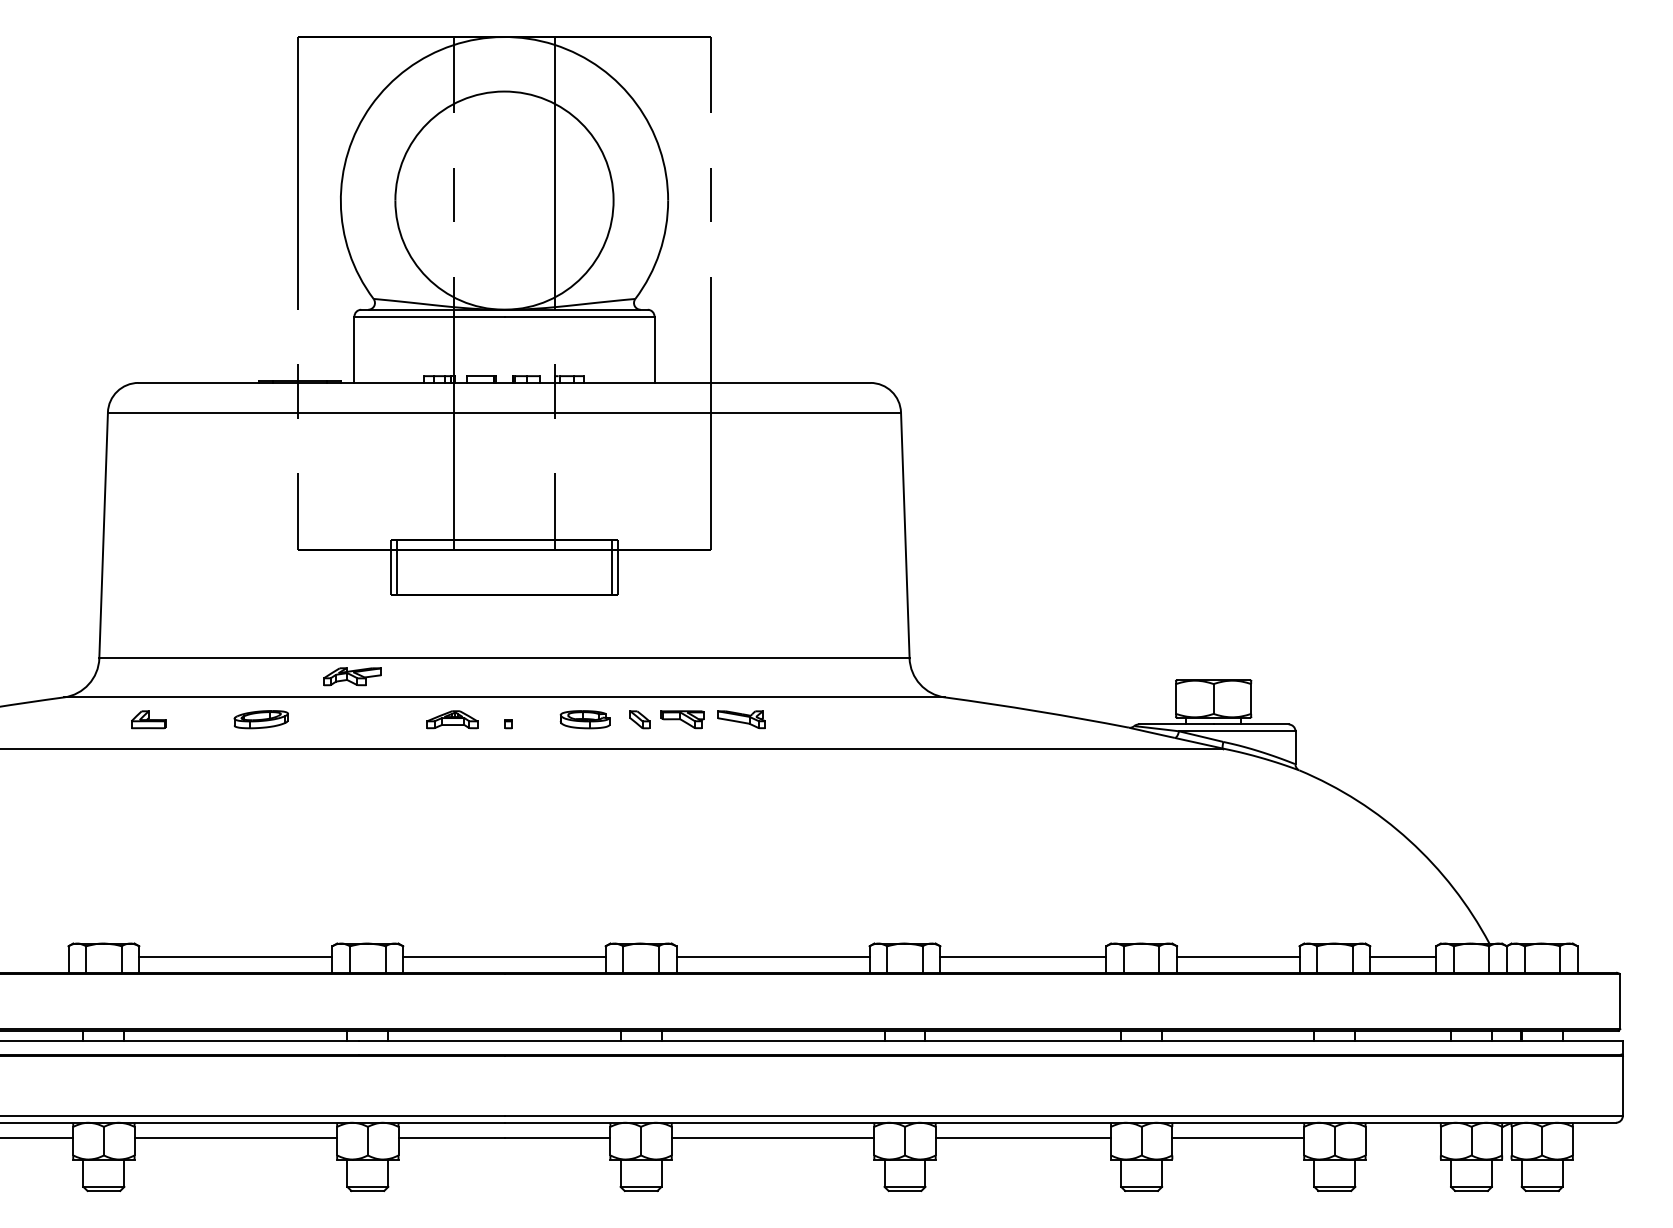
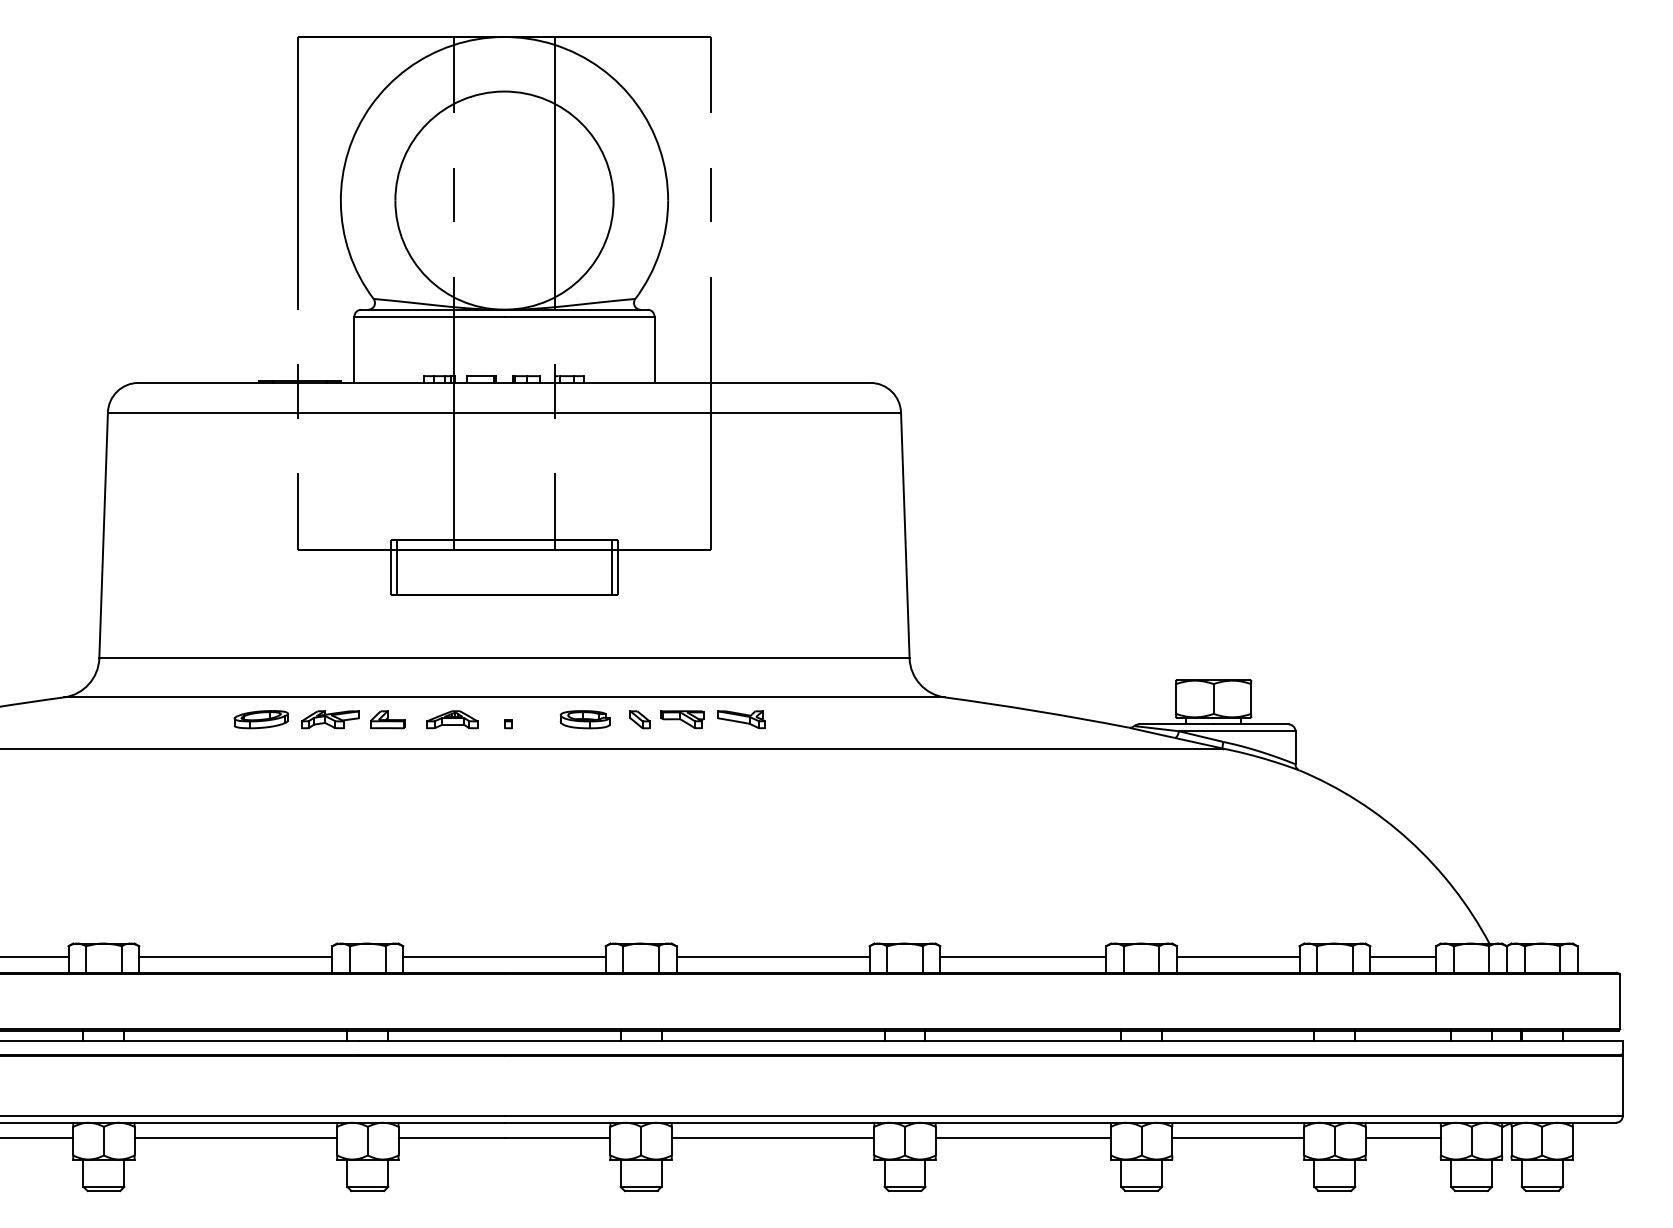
part position: (352, 676) -> (330, 719) (330, 719)
part position: (148, 719) -> (387, 719) (387, 719)
line: none -> present (35, 957)
line: none -> present (1402, 1137)
